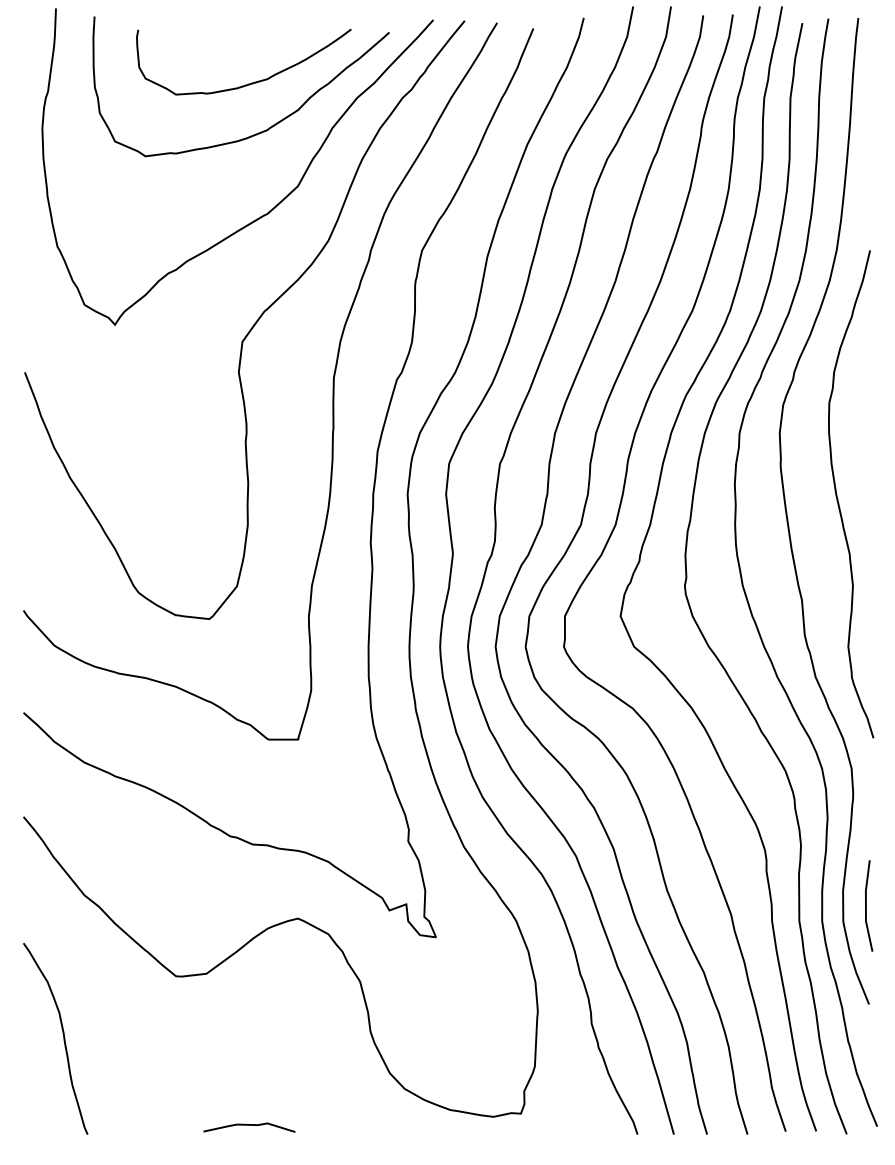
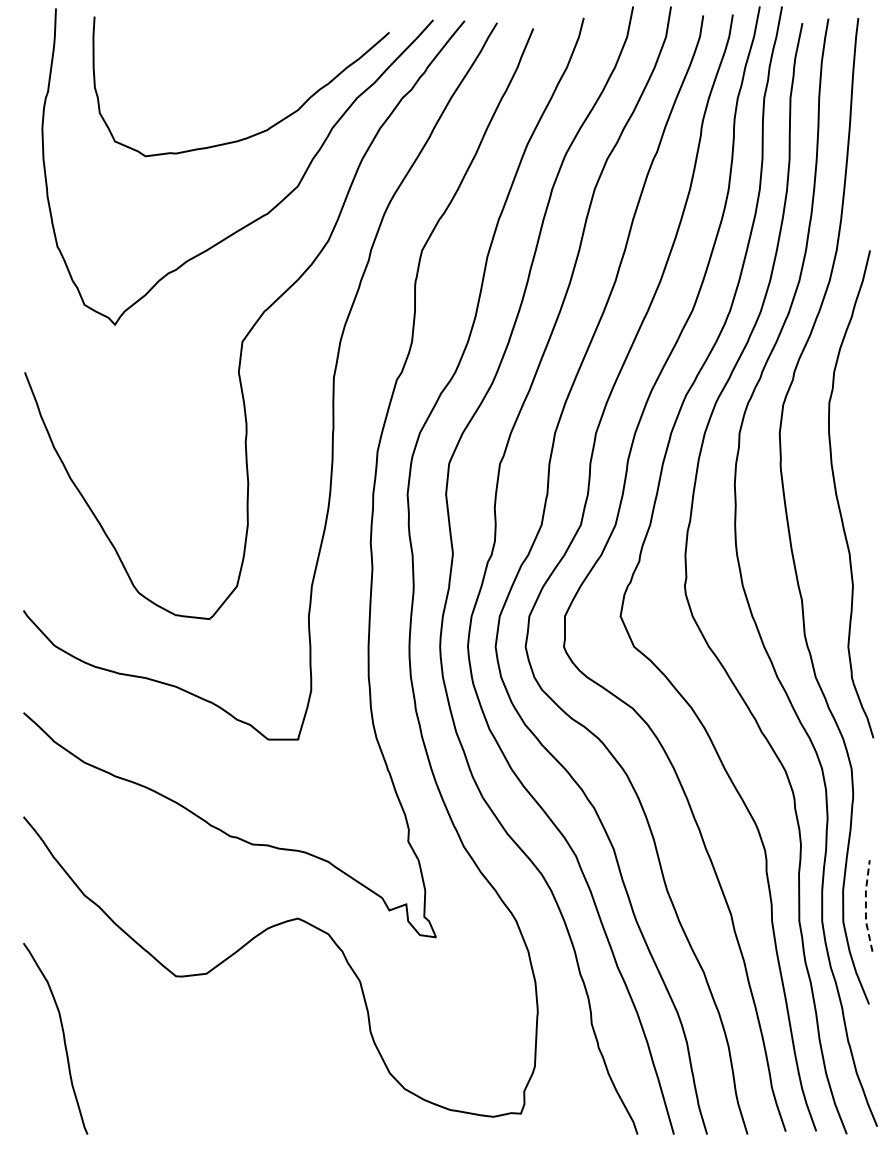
curve: present -> none (251, 82)
line: solid -> dashed (865, 906)
curve: present -> none (249, 1125)
